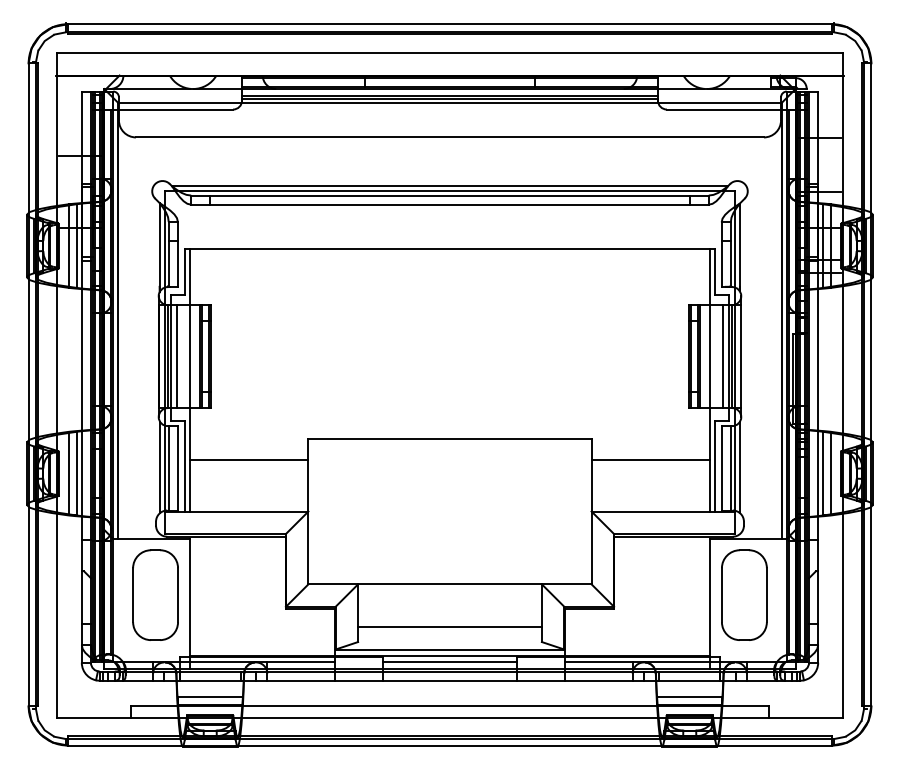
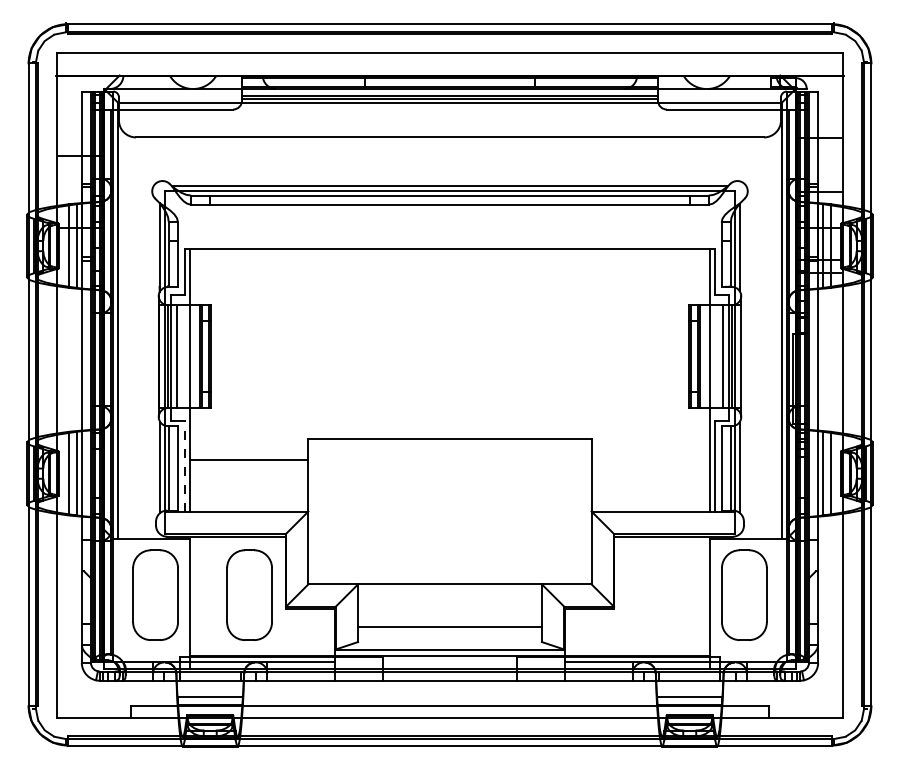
line: present -> none (650, 460)
line: solid -> dashed (184, 465)
part: none -> present (249, 594)
line: present -> none (449, 662)
